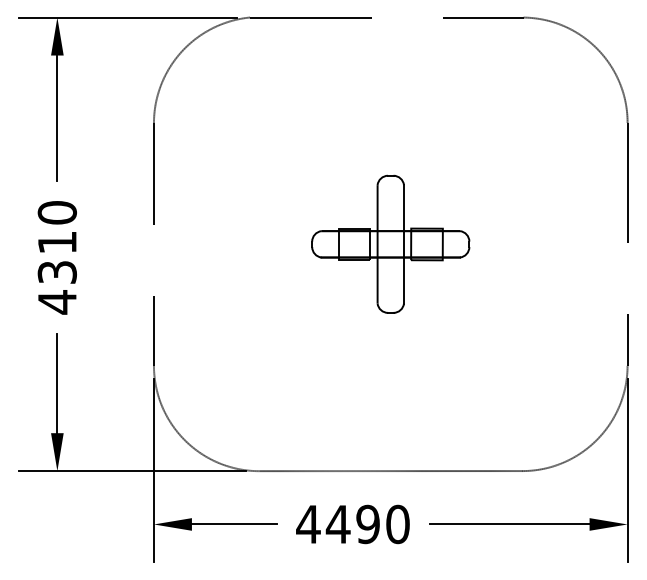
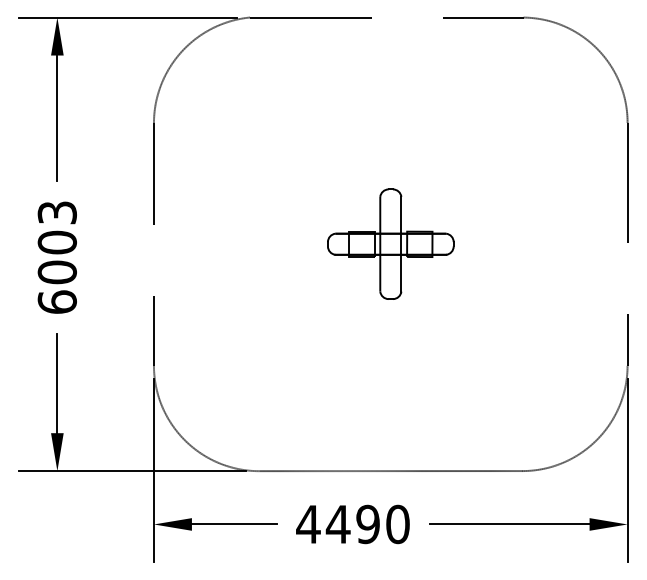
part size: 160x140 px -> 128x112 px (390, 243)
text: 4310 -> 6003 (56, 257)
